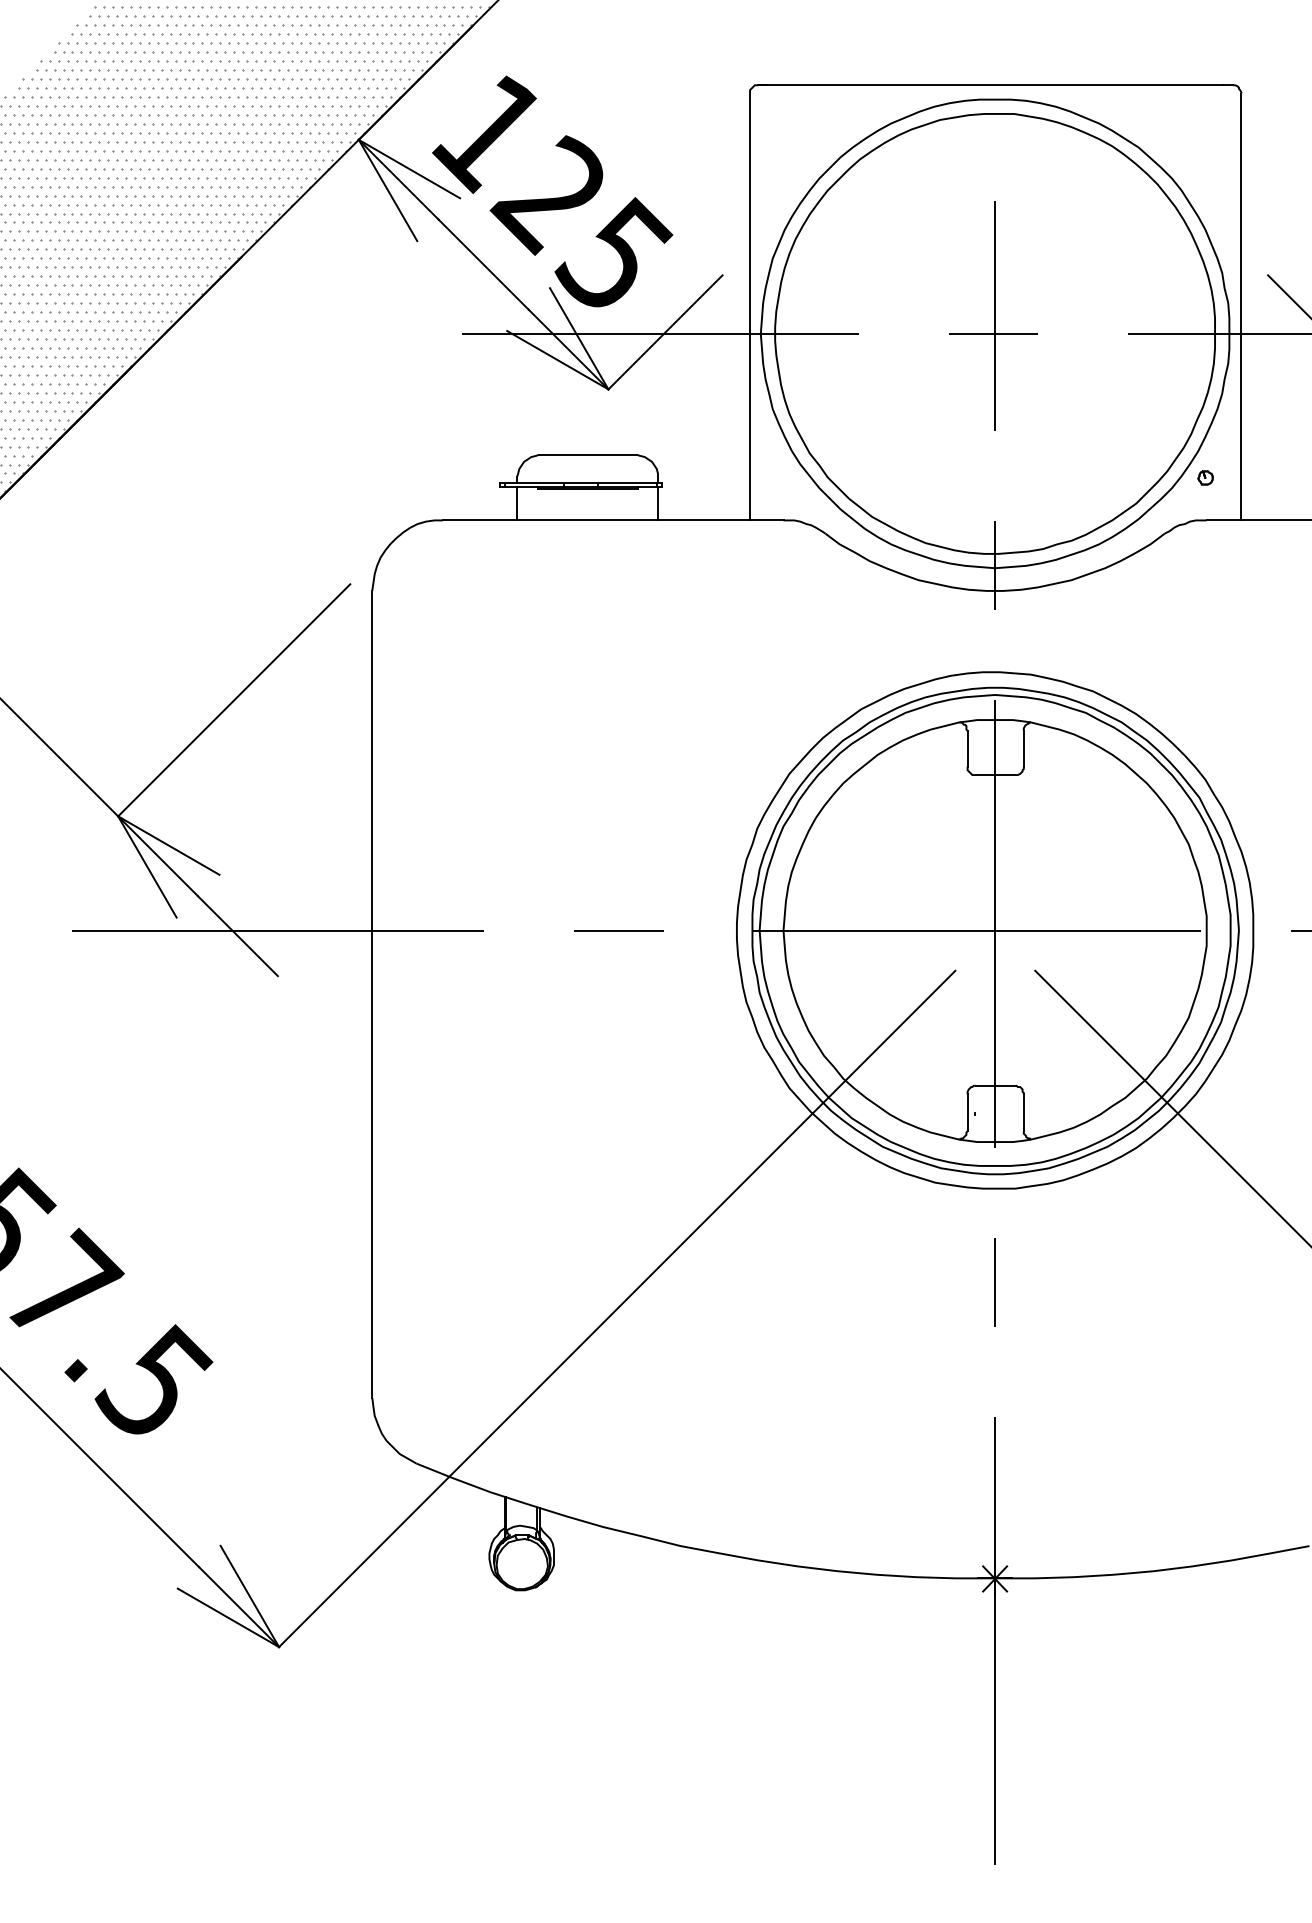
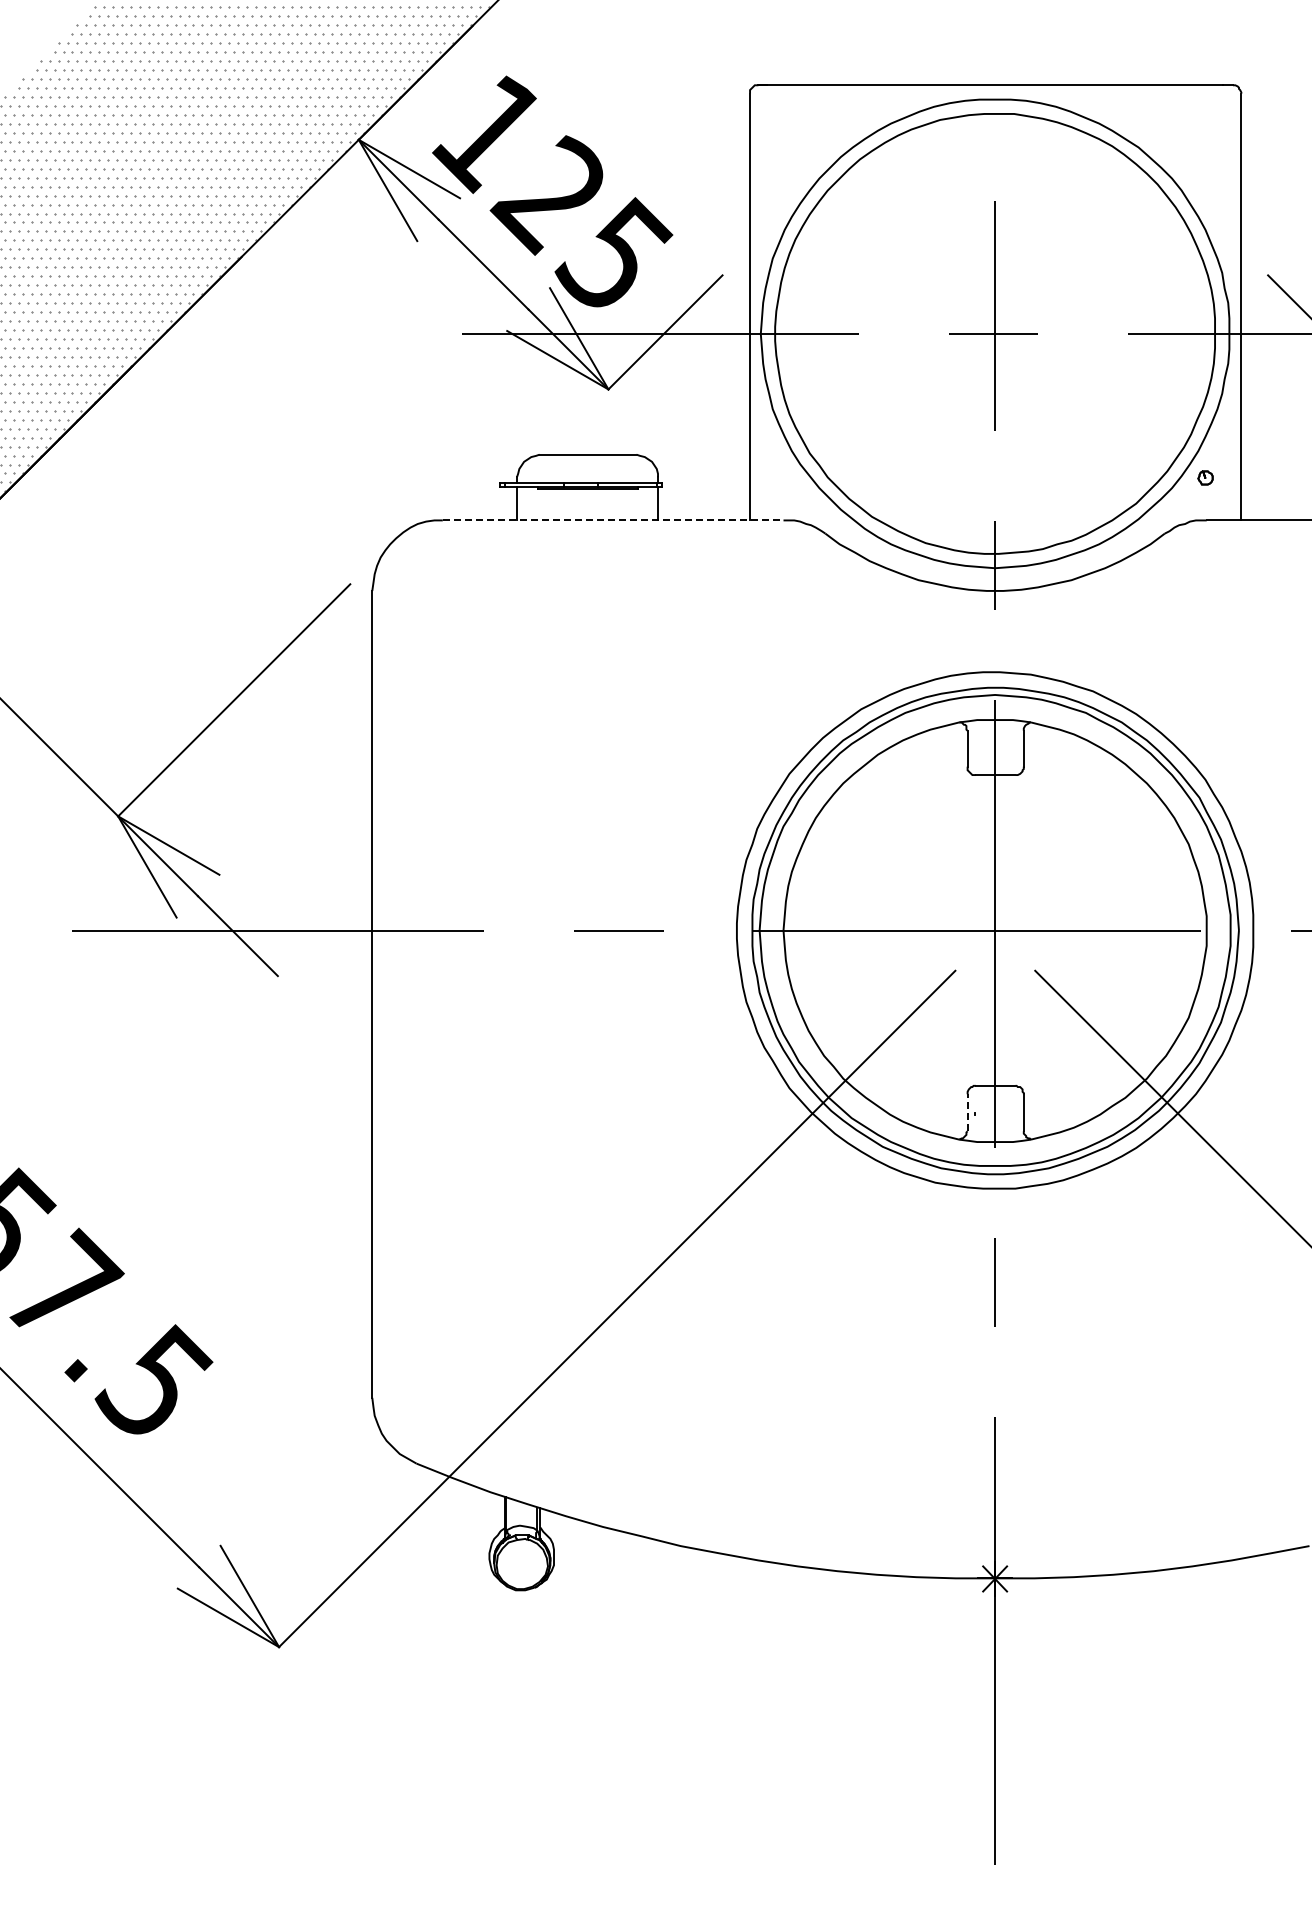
line: solid -> dashed (613, 520)
line: solid -> dashed (967, 1112)
